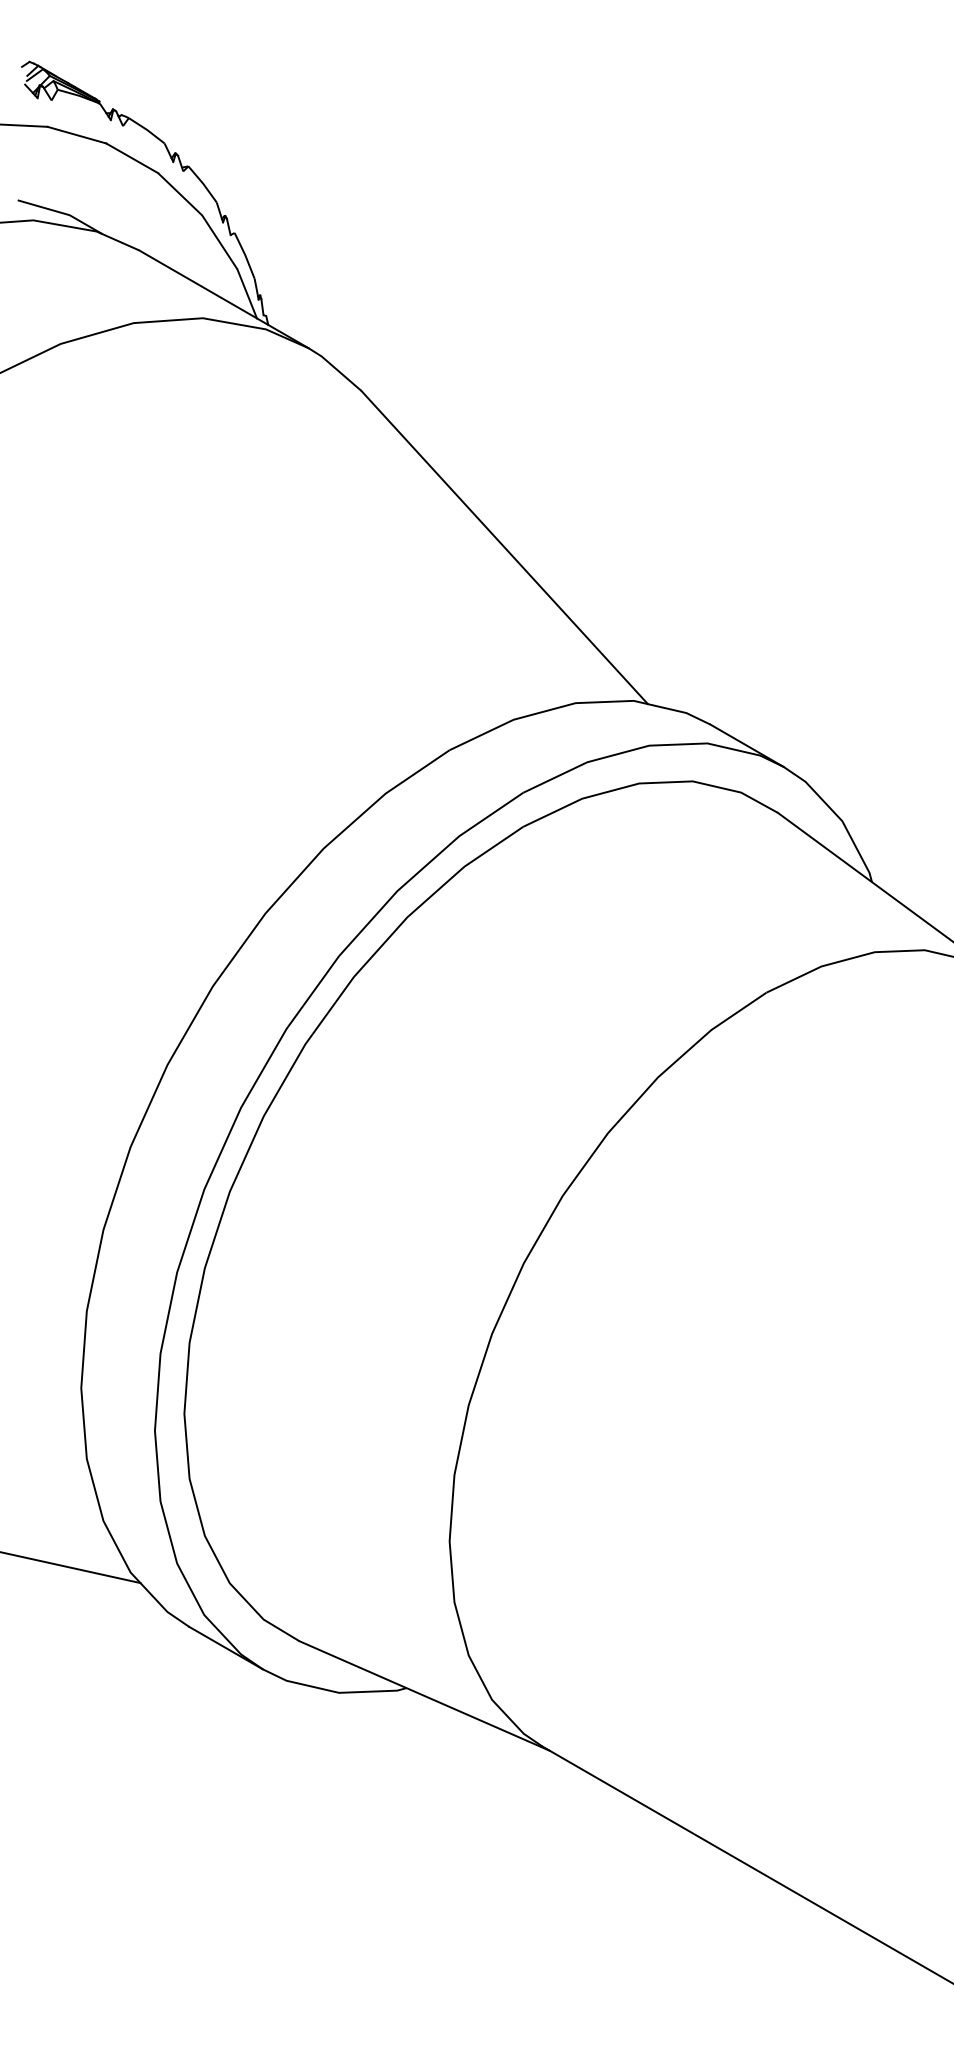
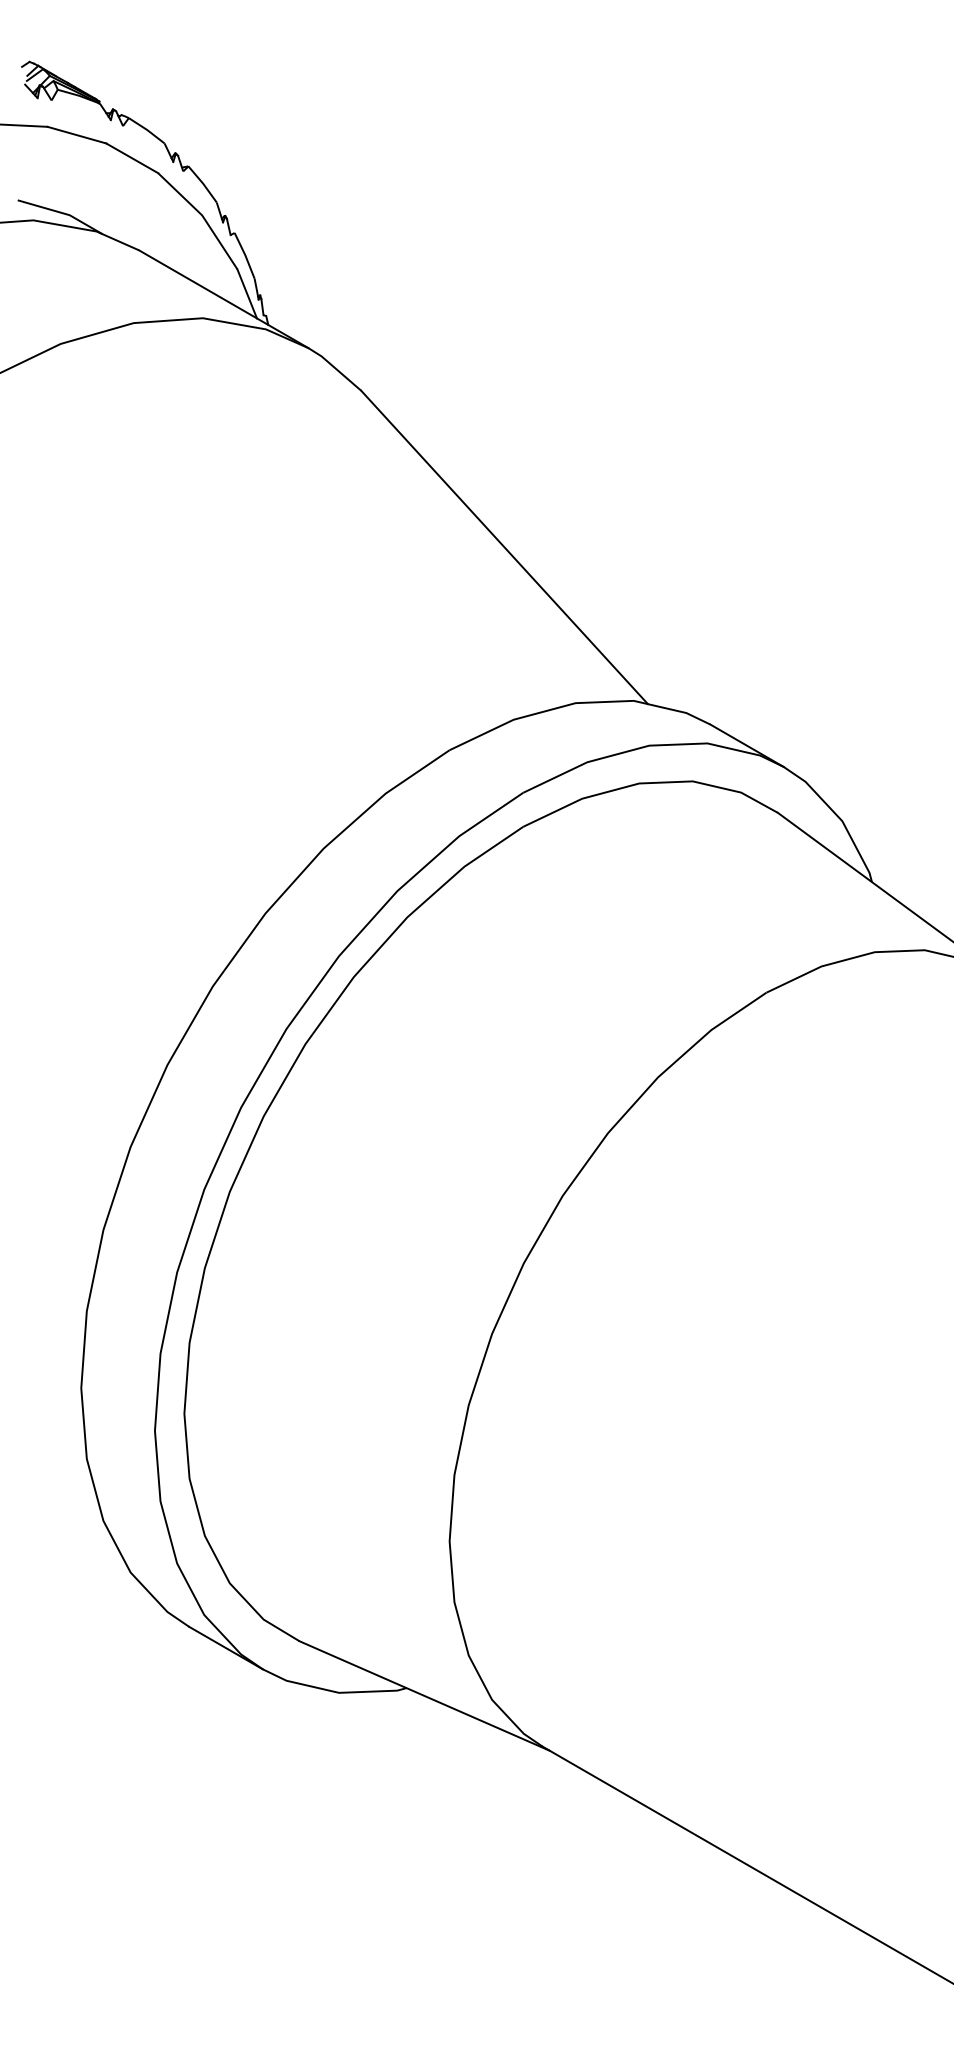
line: present -> none (71, 1567)
